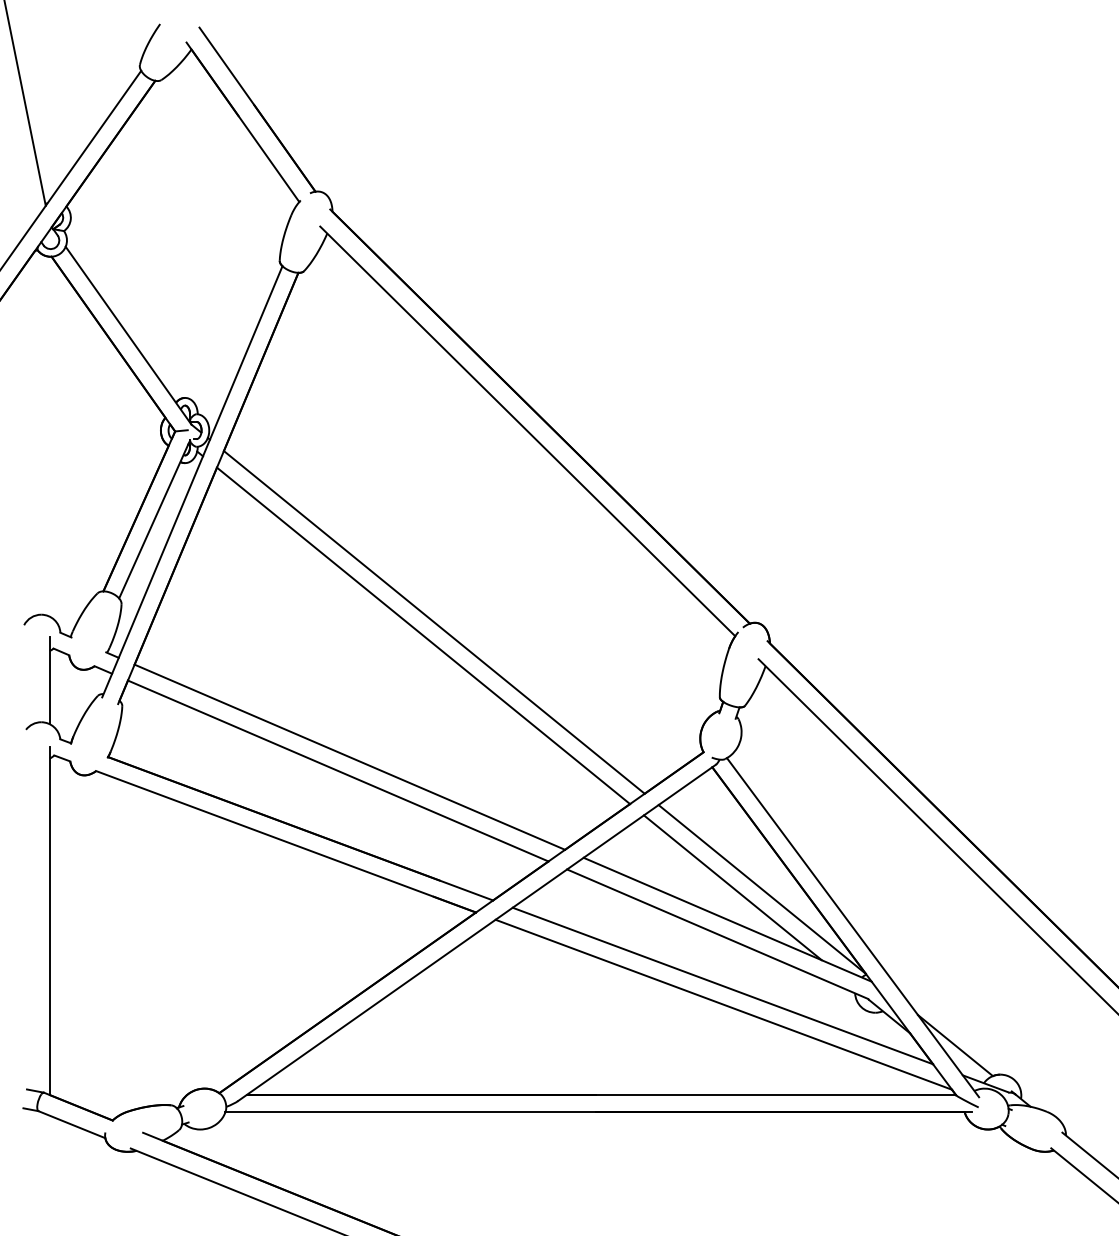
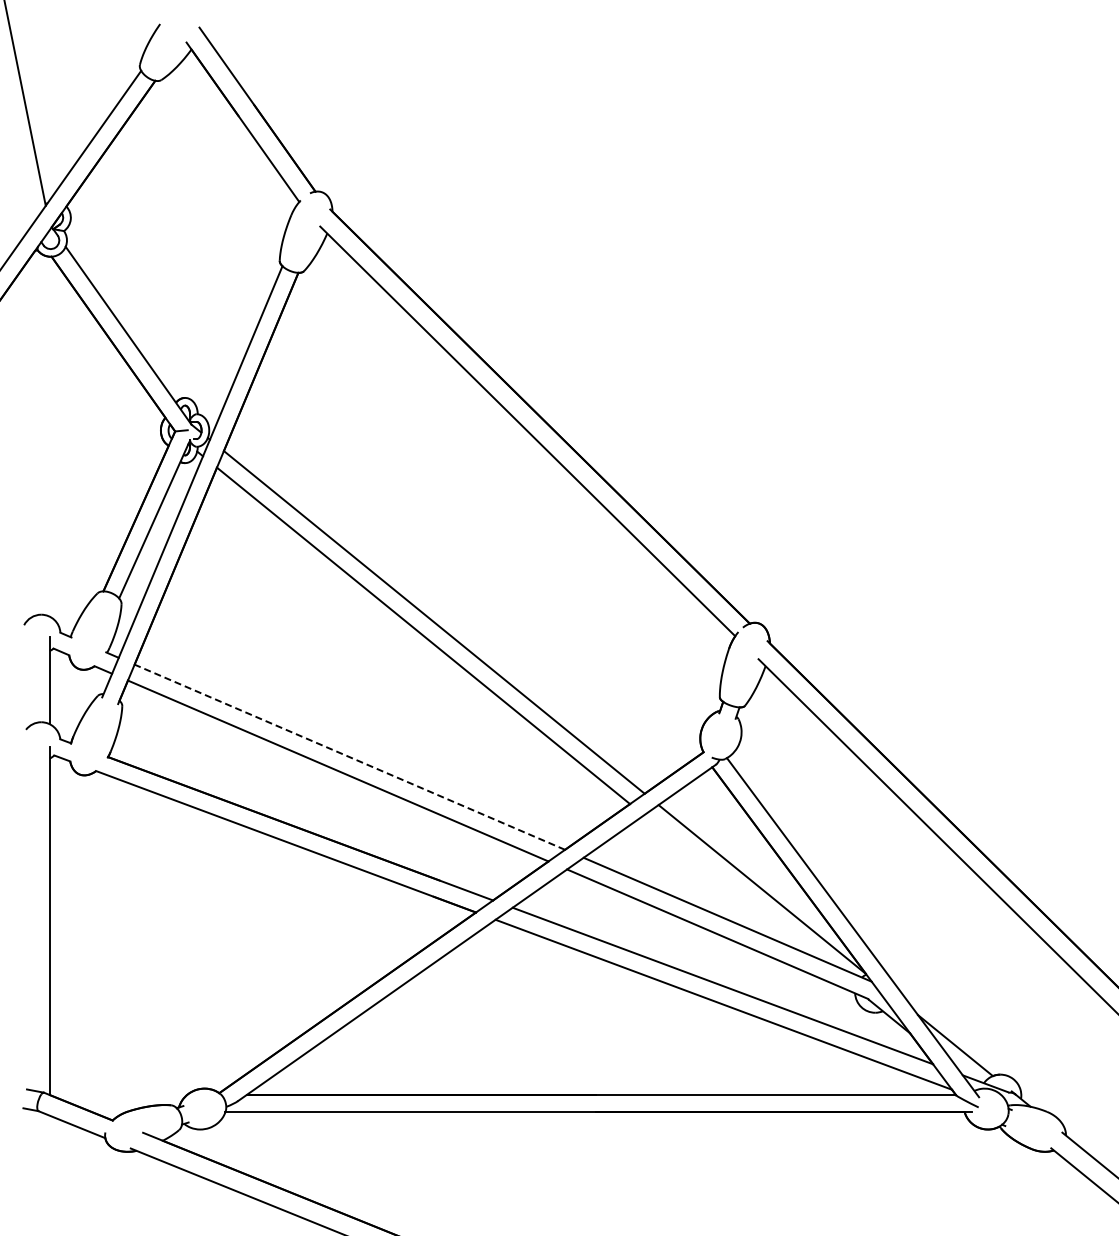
line: solid -> dashed (349, 757)
line: present -> none (732, 887)
